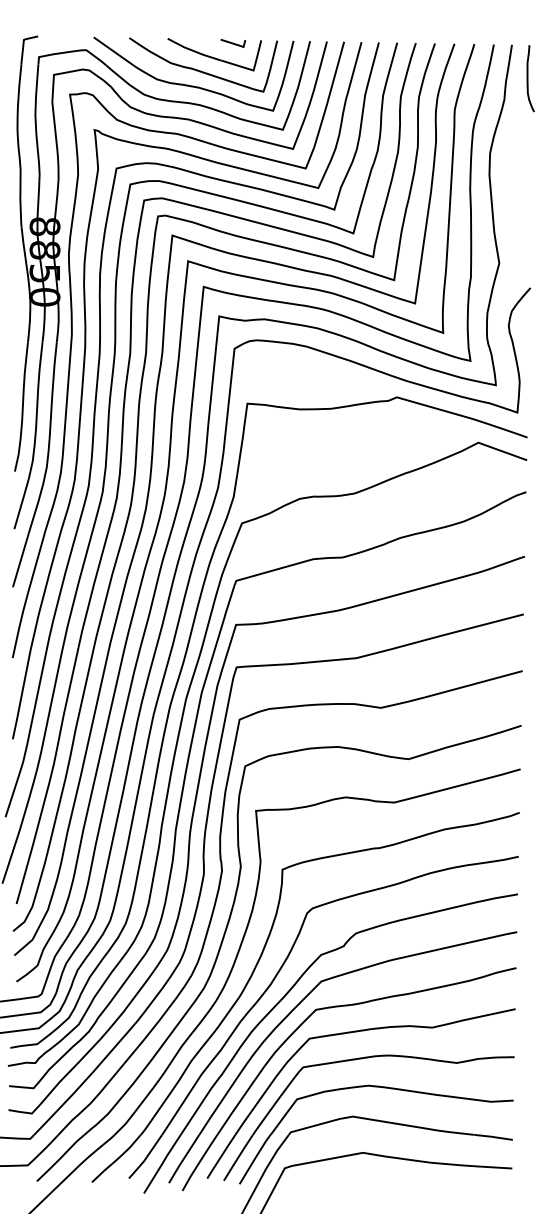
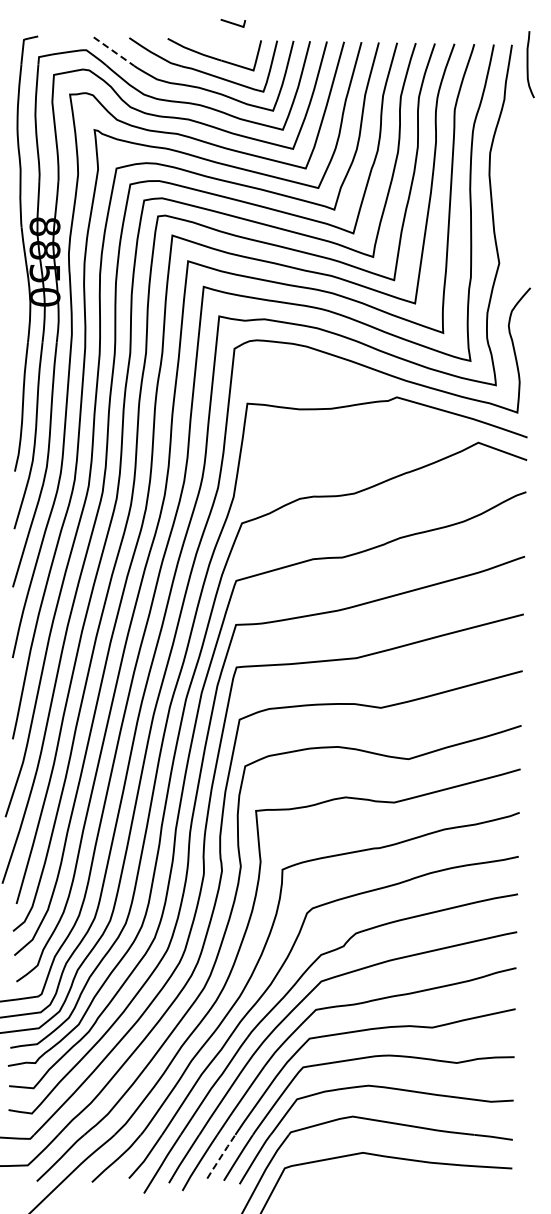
line position: (233, 42) -> (233, 22) (233, 22)
line: solid -> dashed (113, 51)
curve position: (528, 78) -> (528, 64) (528, 64)
line: solid -> dashed (221, 1156)
